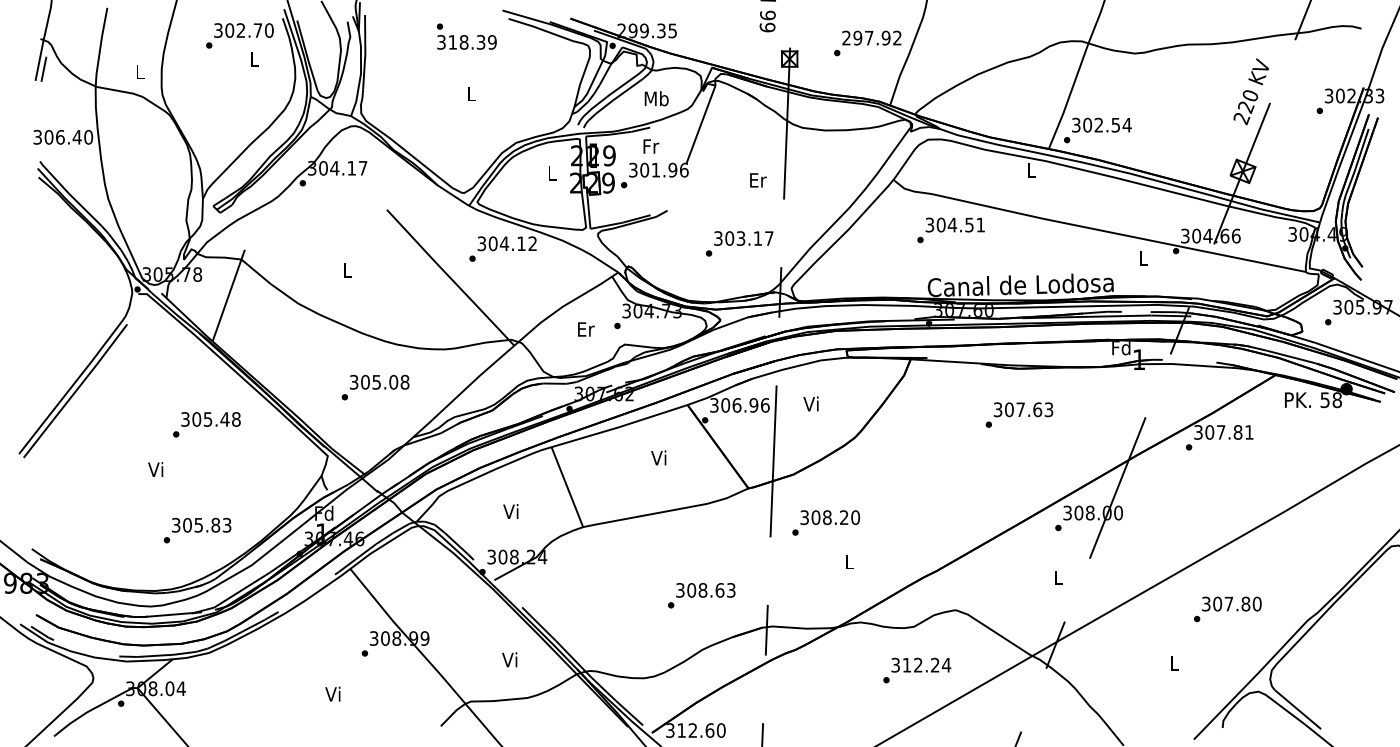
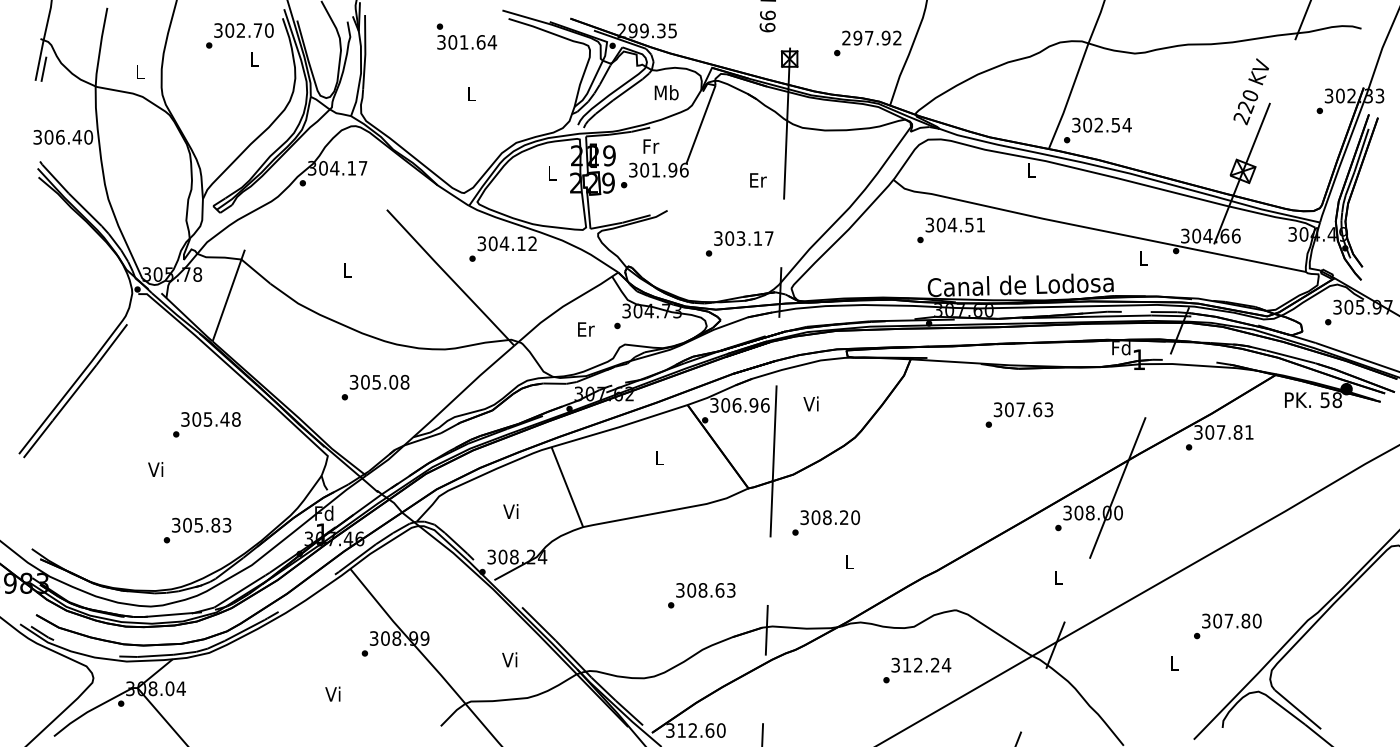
text: 318.39 -> 301.64 (472, 42)
text position: (656, 98) -> (666, 92) (666, 92)
text: Vi -> L (658, 457)
text position: (1227, 609) -> (1227, 626) (1227, 626)
